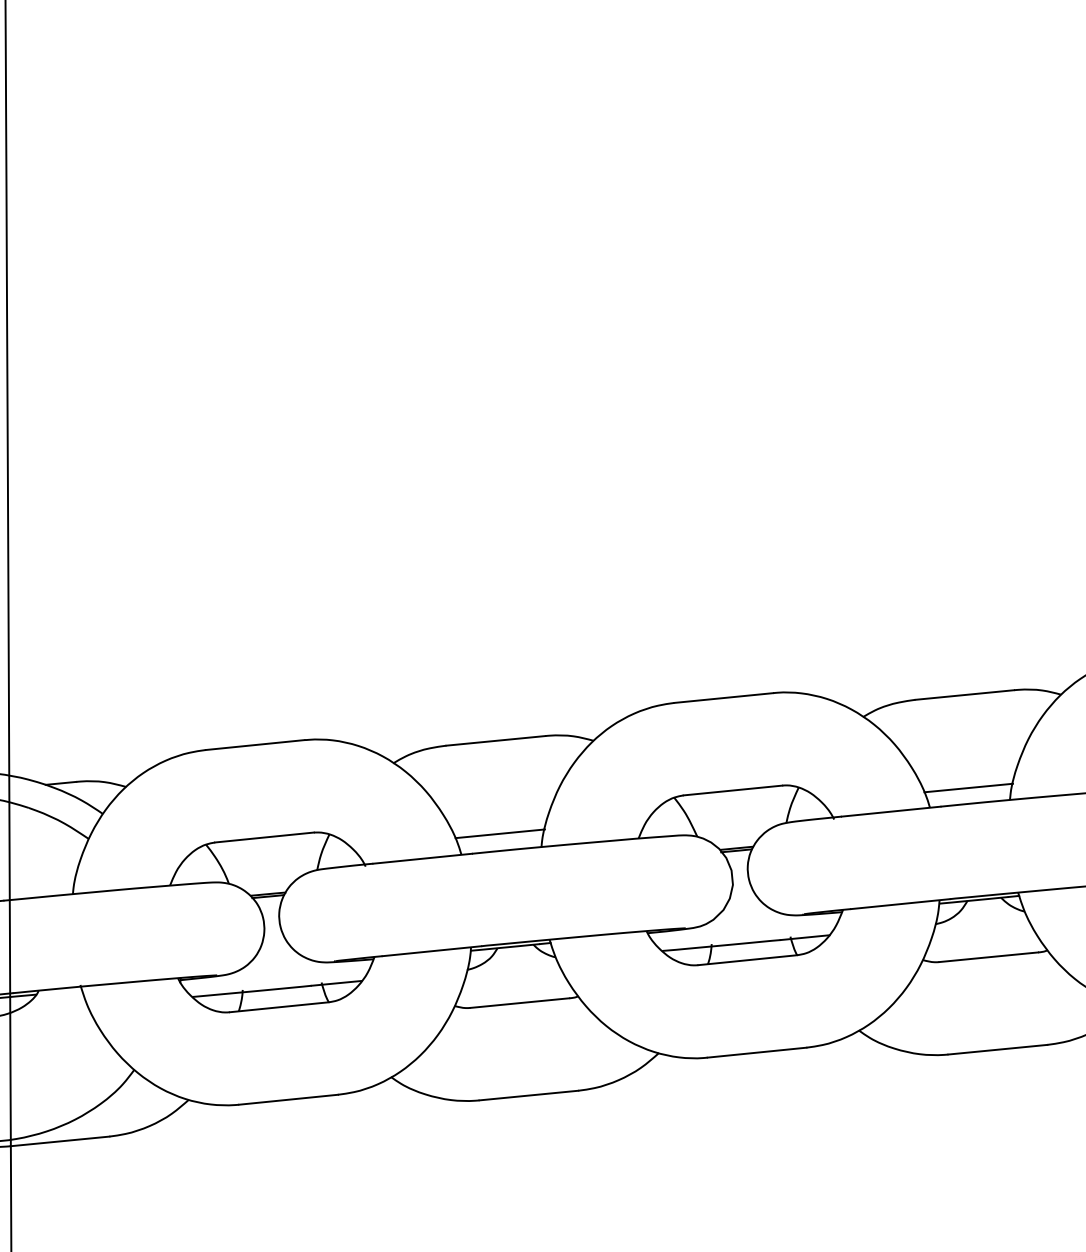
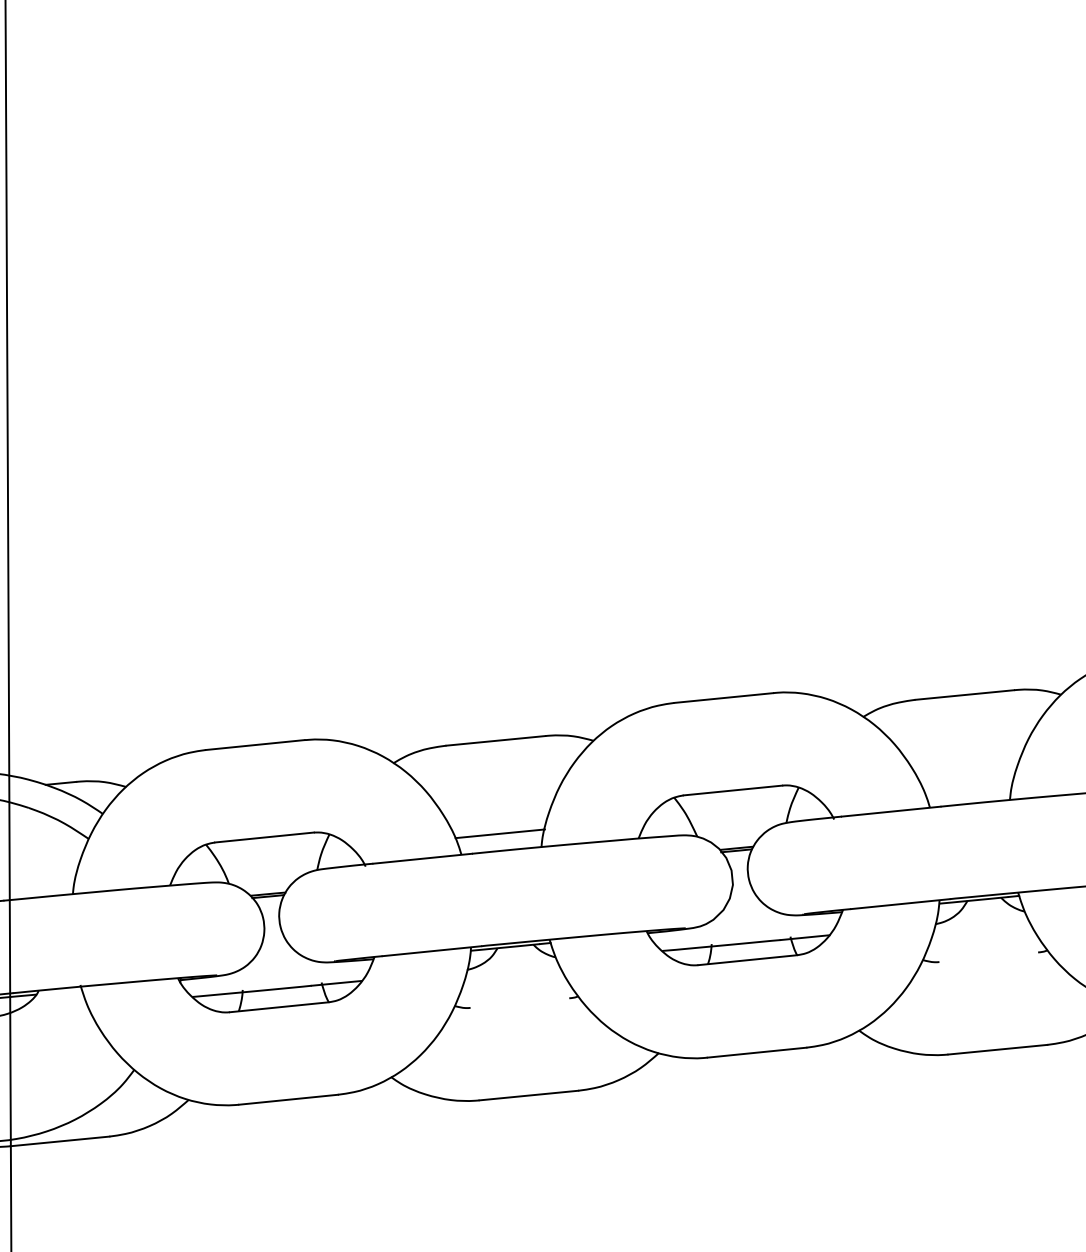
line: present -> none (968, 787)
line: present -> none (988, 957)
line: present -> none (519, 1002)
